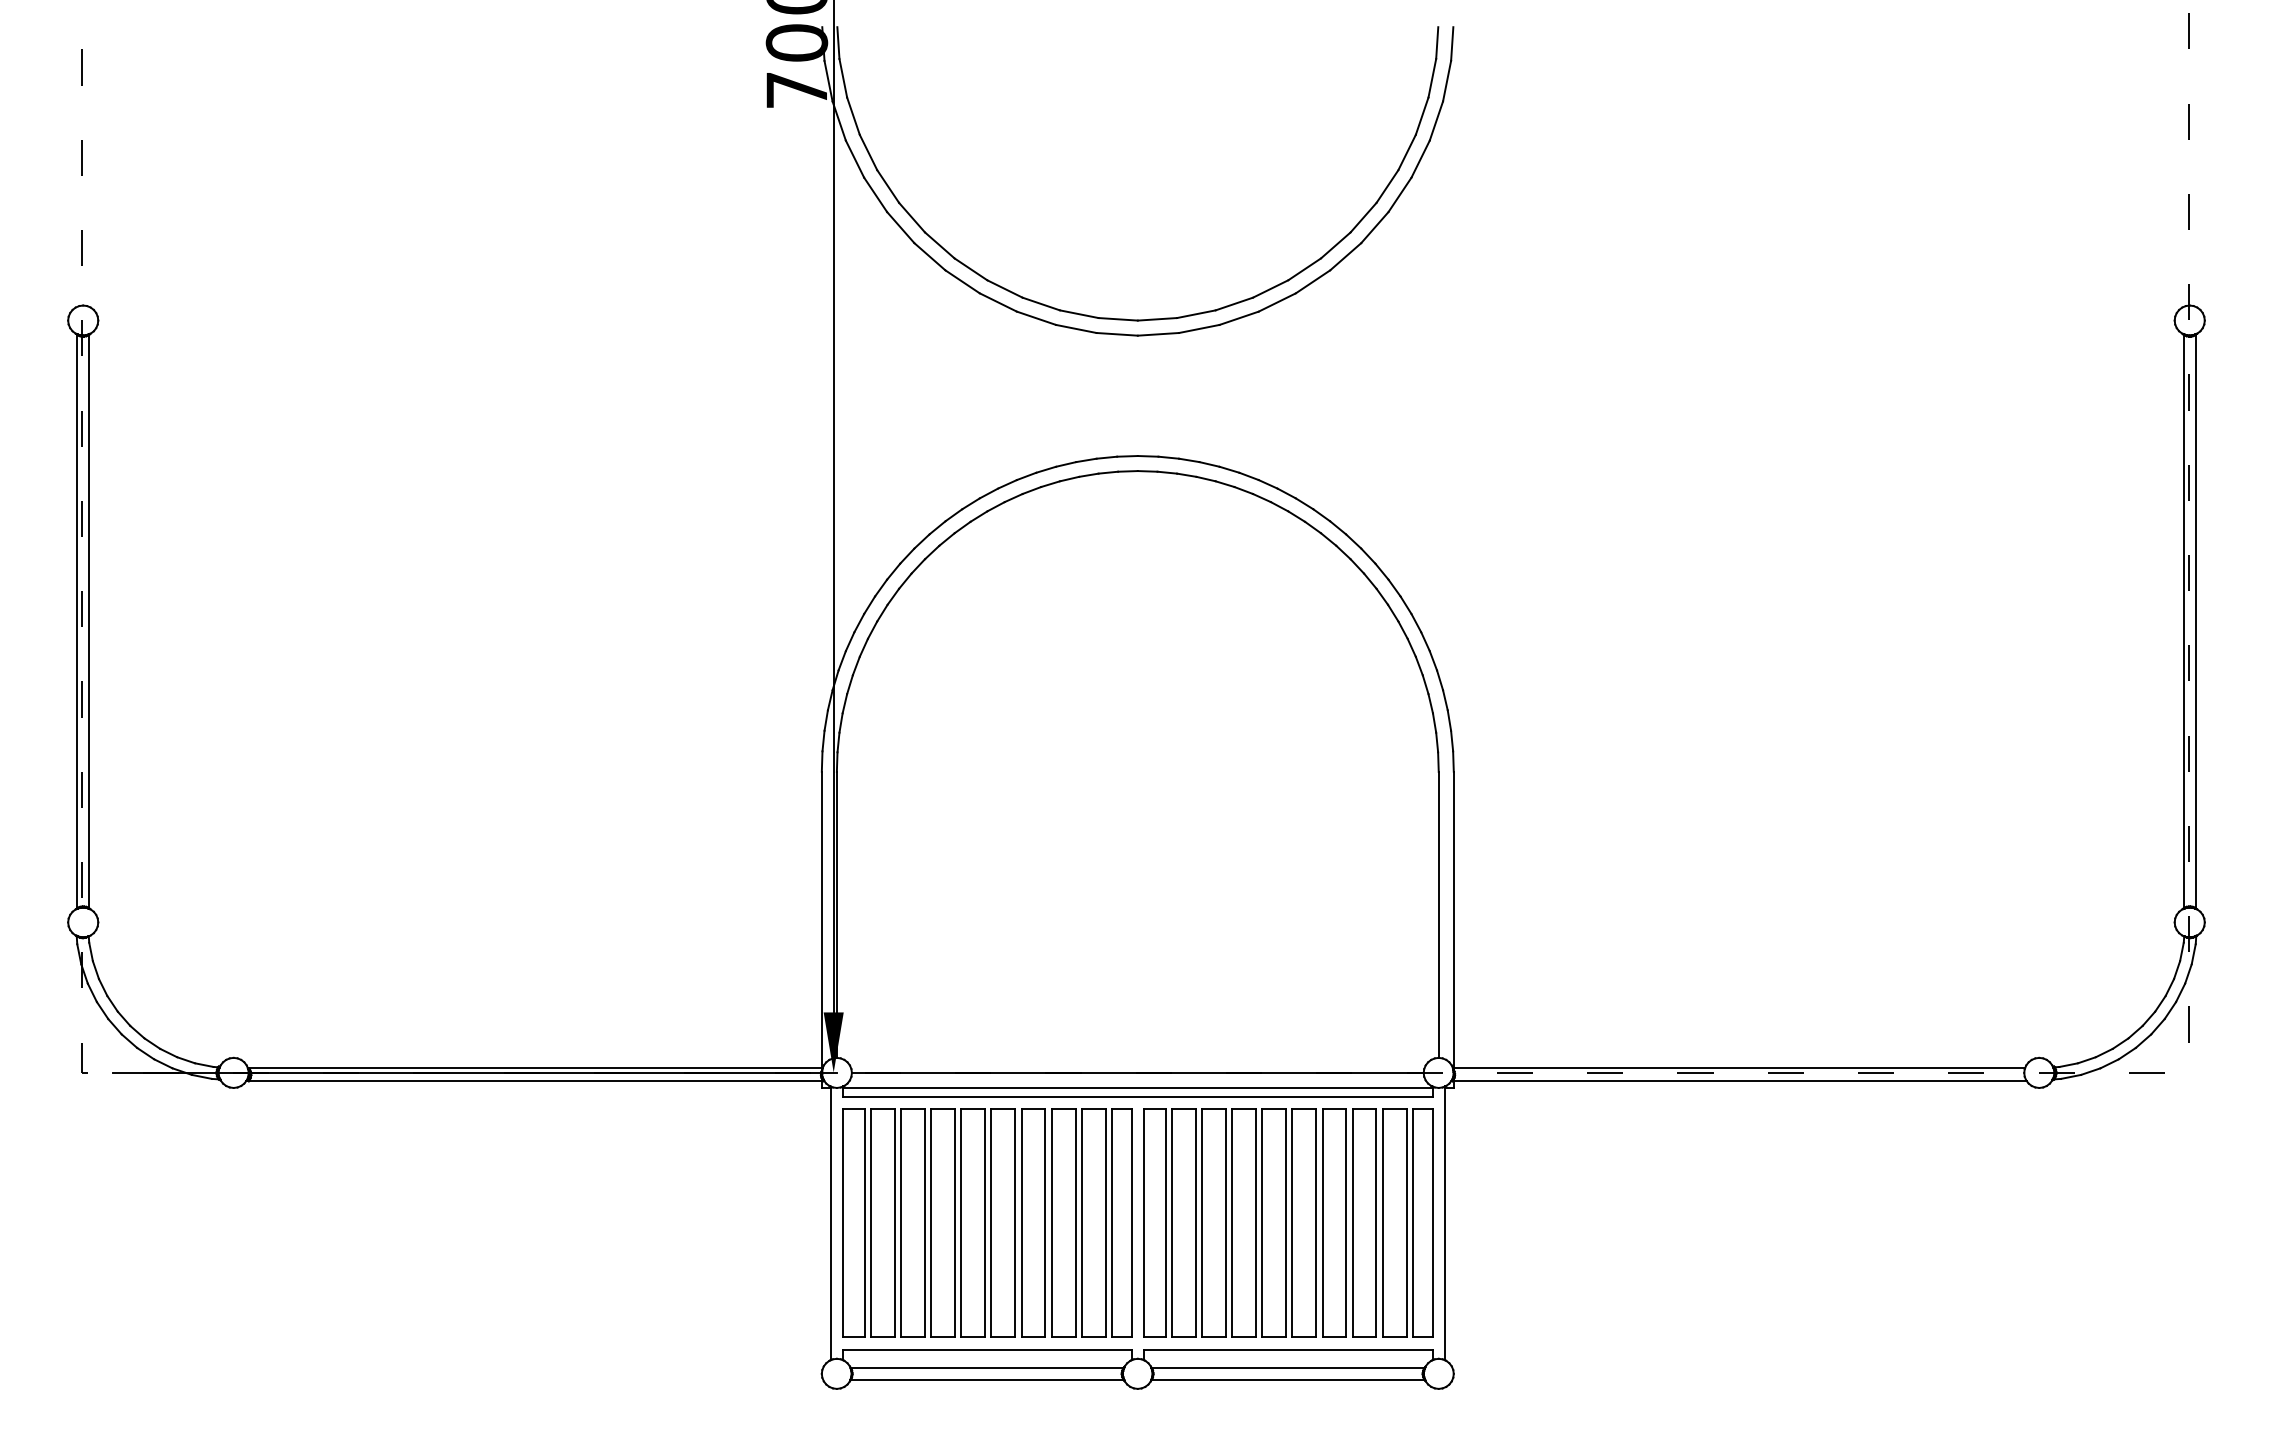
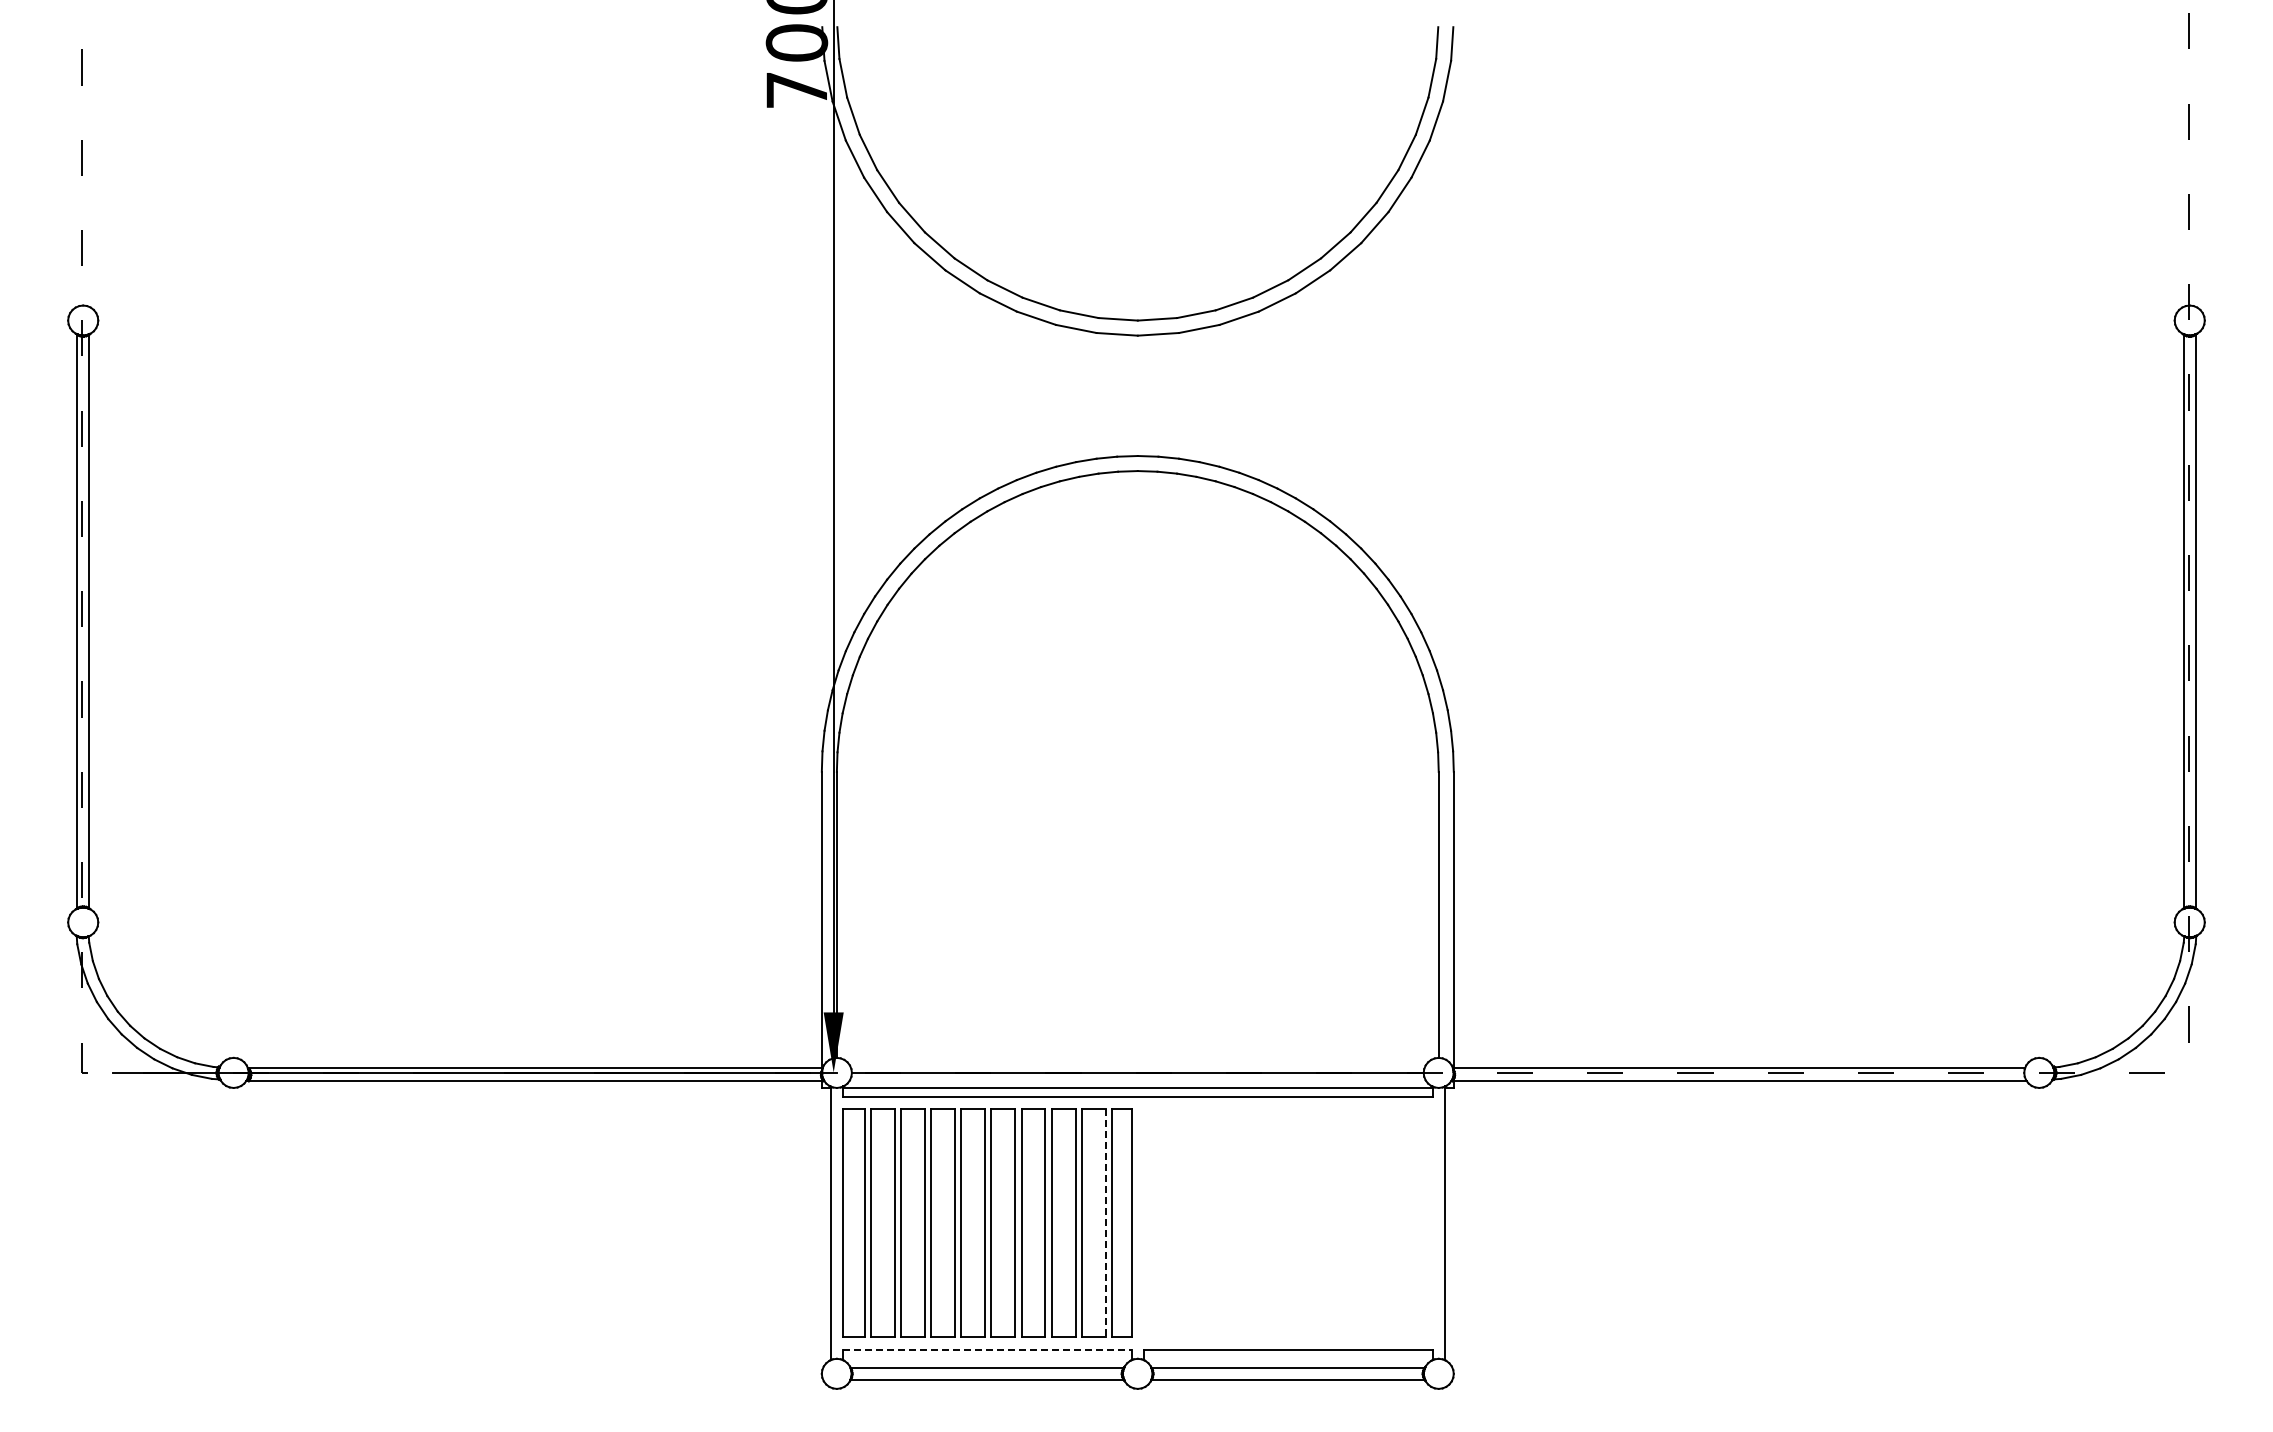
part: present -> none (1288, 1222)
line: solid -> dashed (1105, 1223)
line: solid -> dashed (987, 1349)
